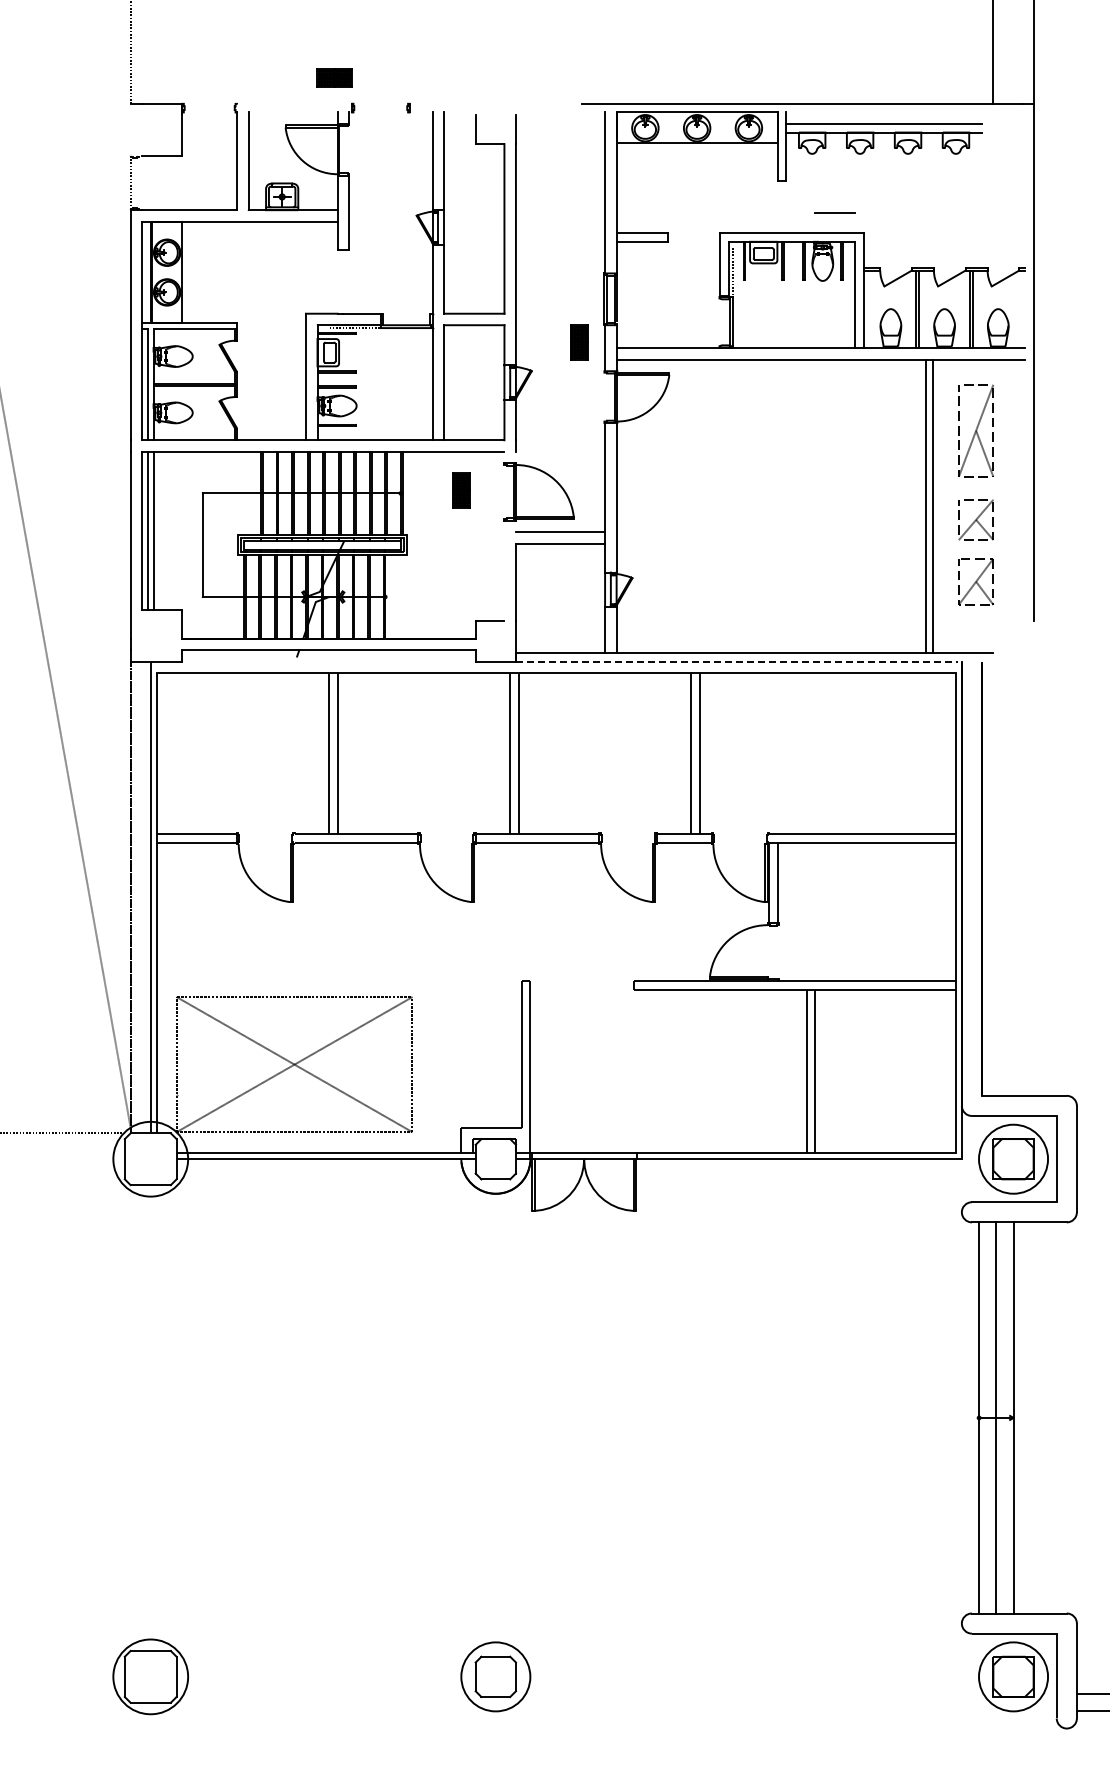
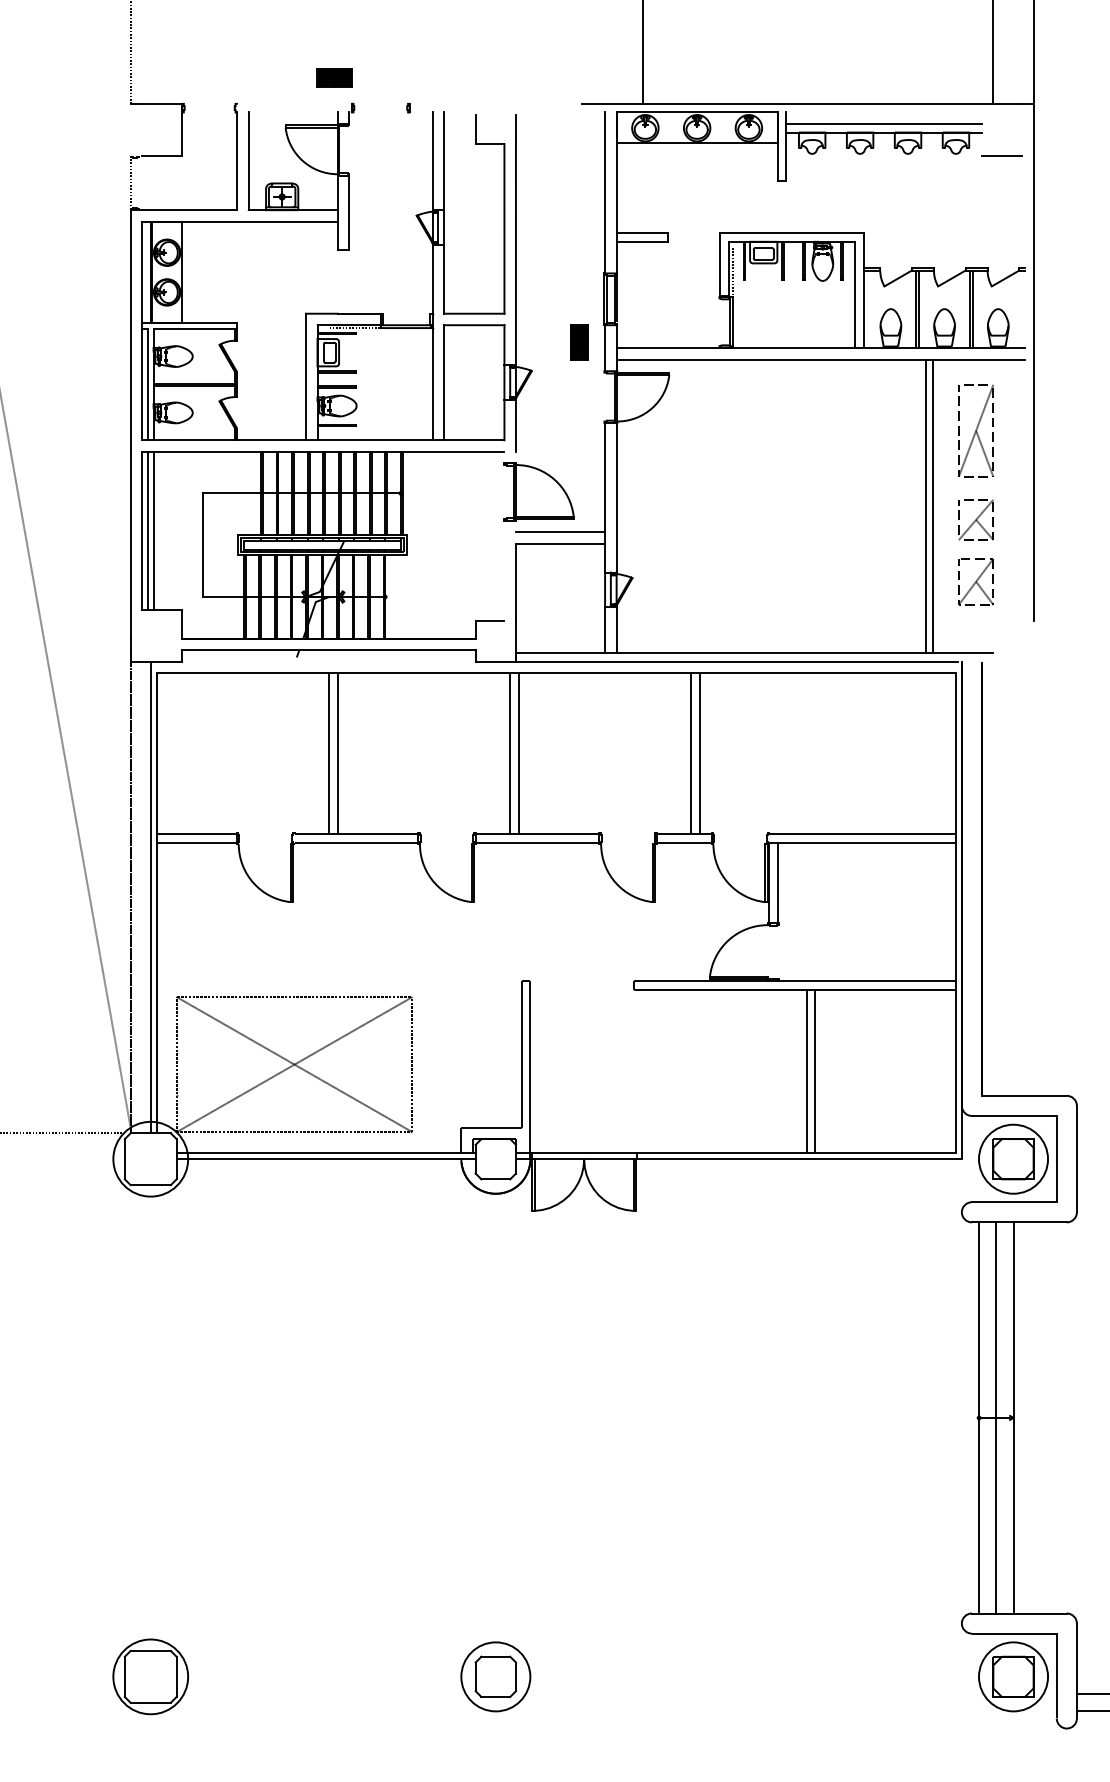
line: none -> present (642, 52)
line position: (834, 212) -> (1001, 155) (1001, 155)
part: present -> none (461, 490)
line: dashed -> solid (737, 661)
